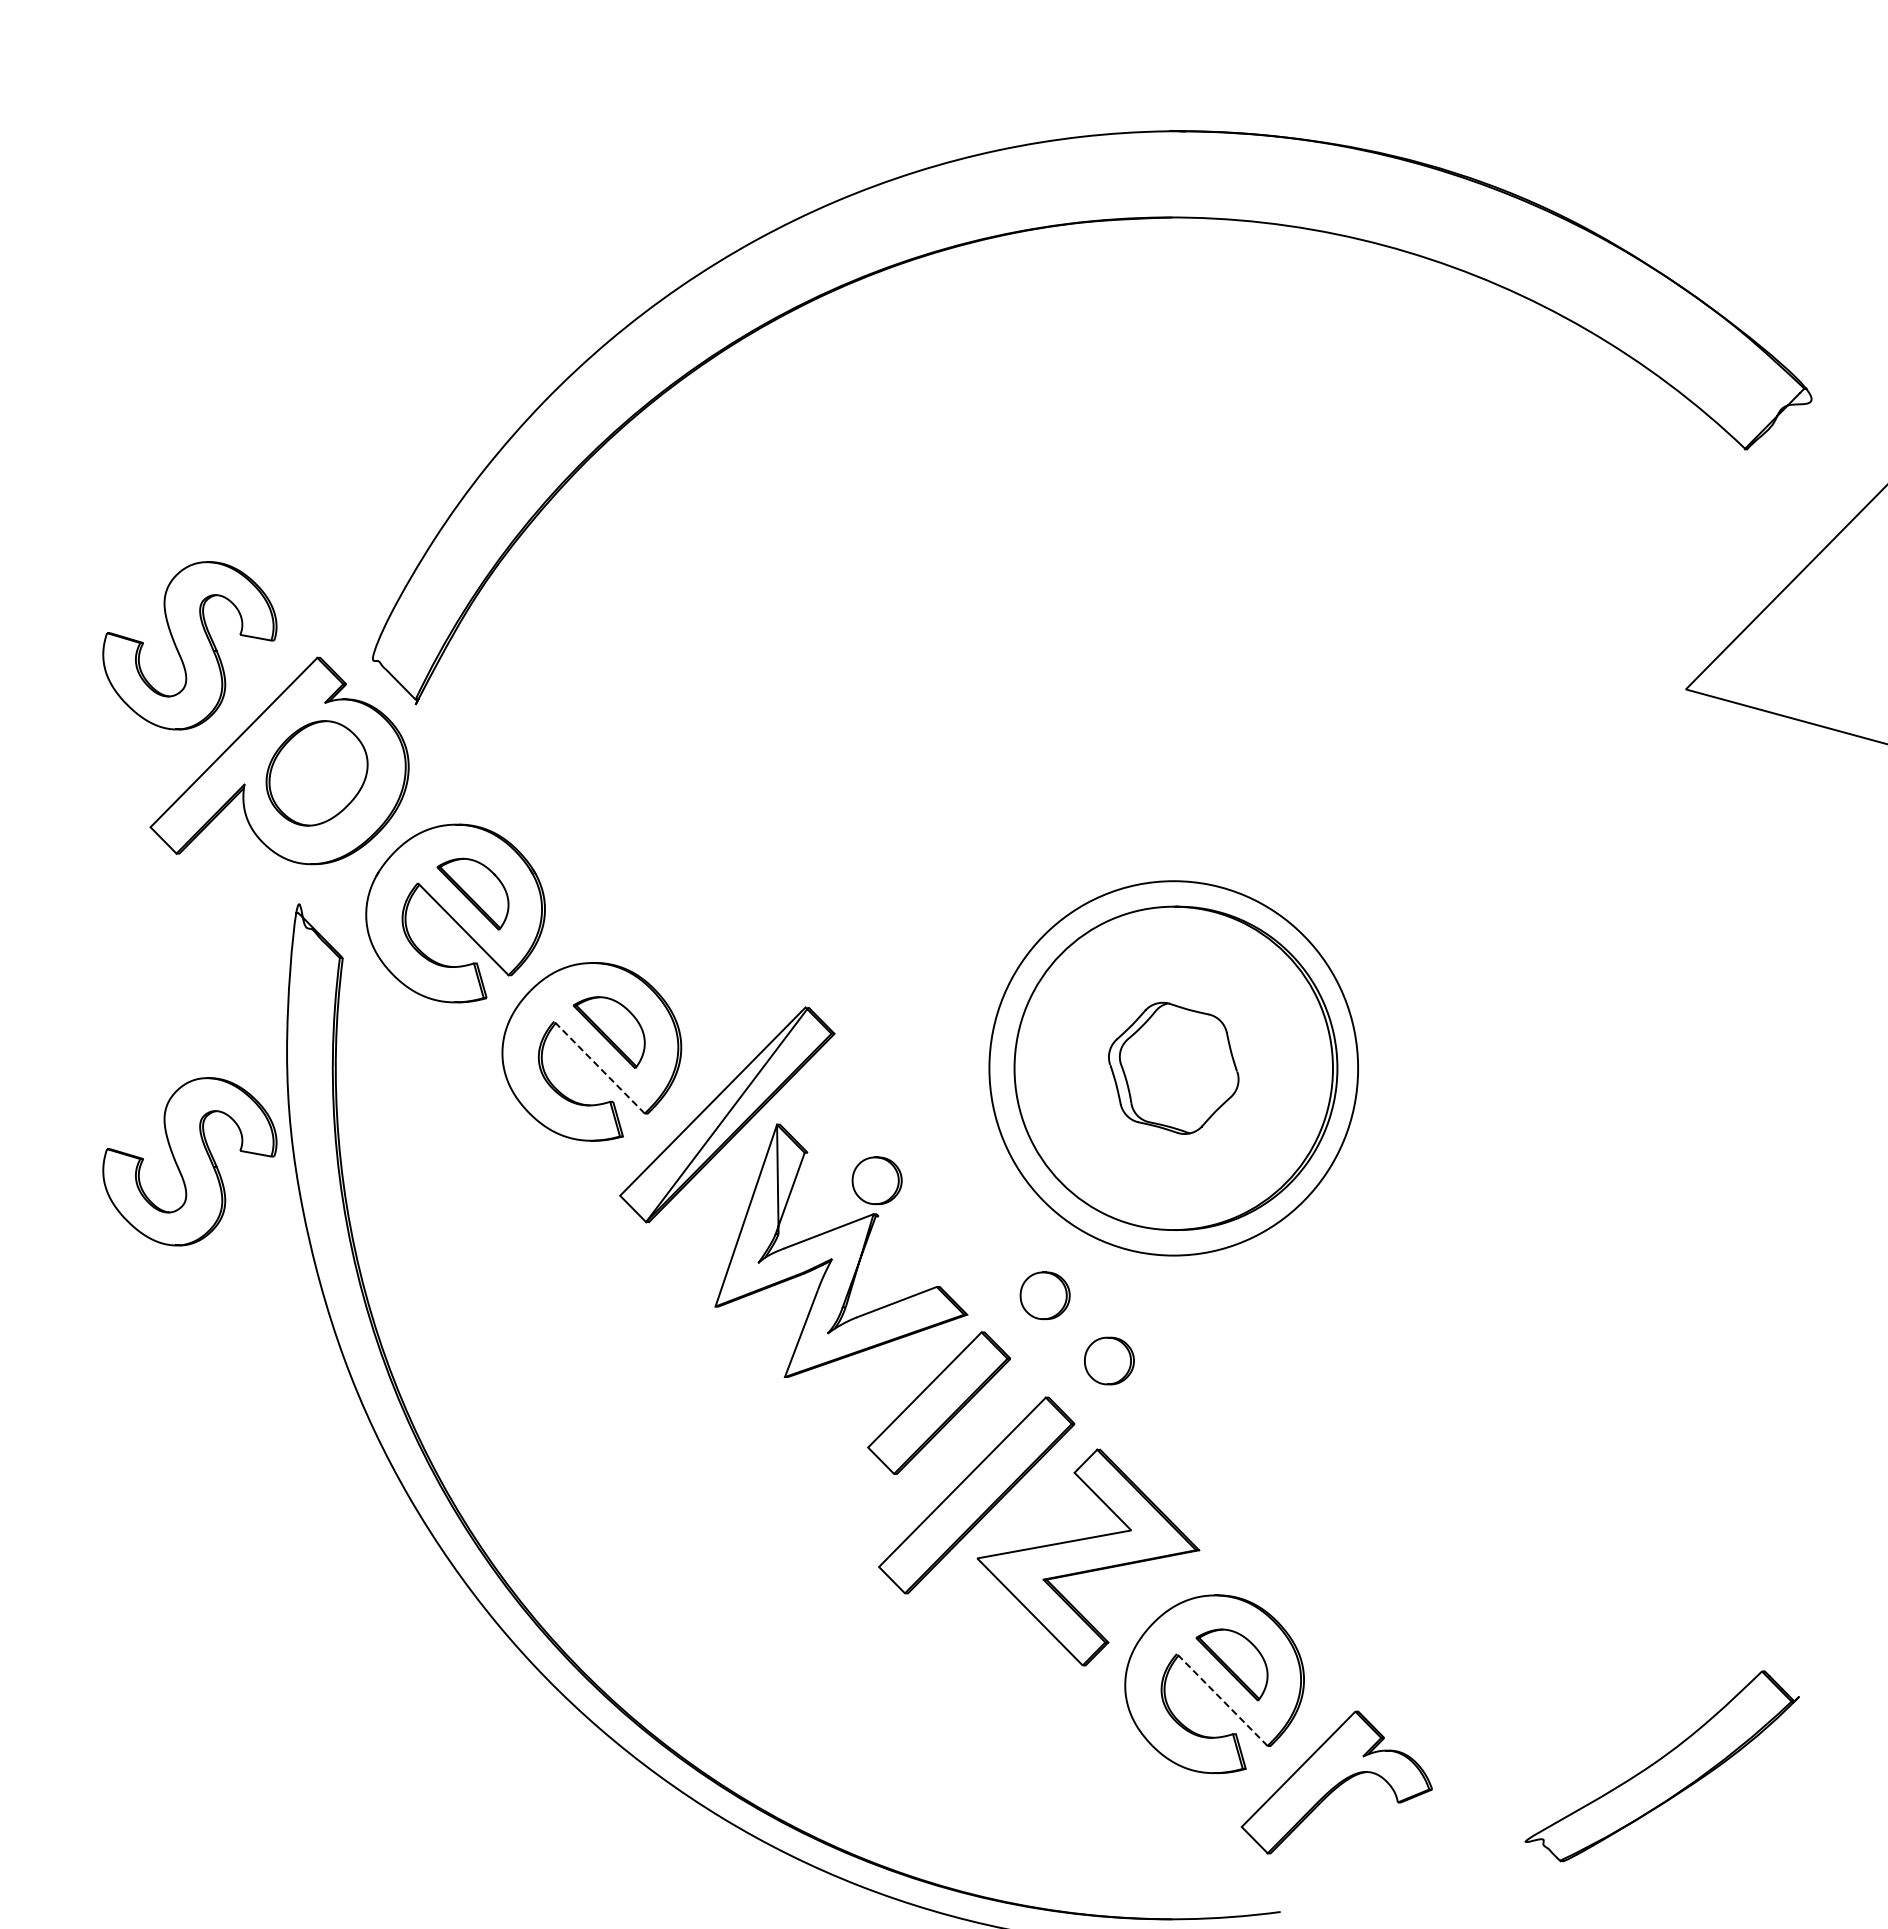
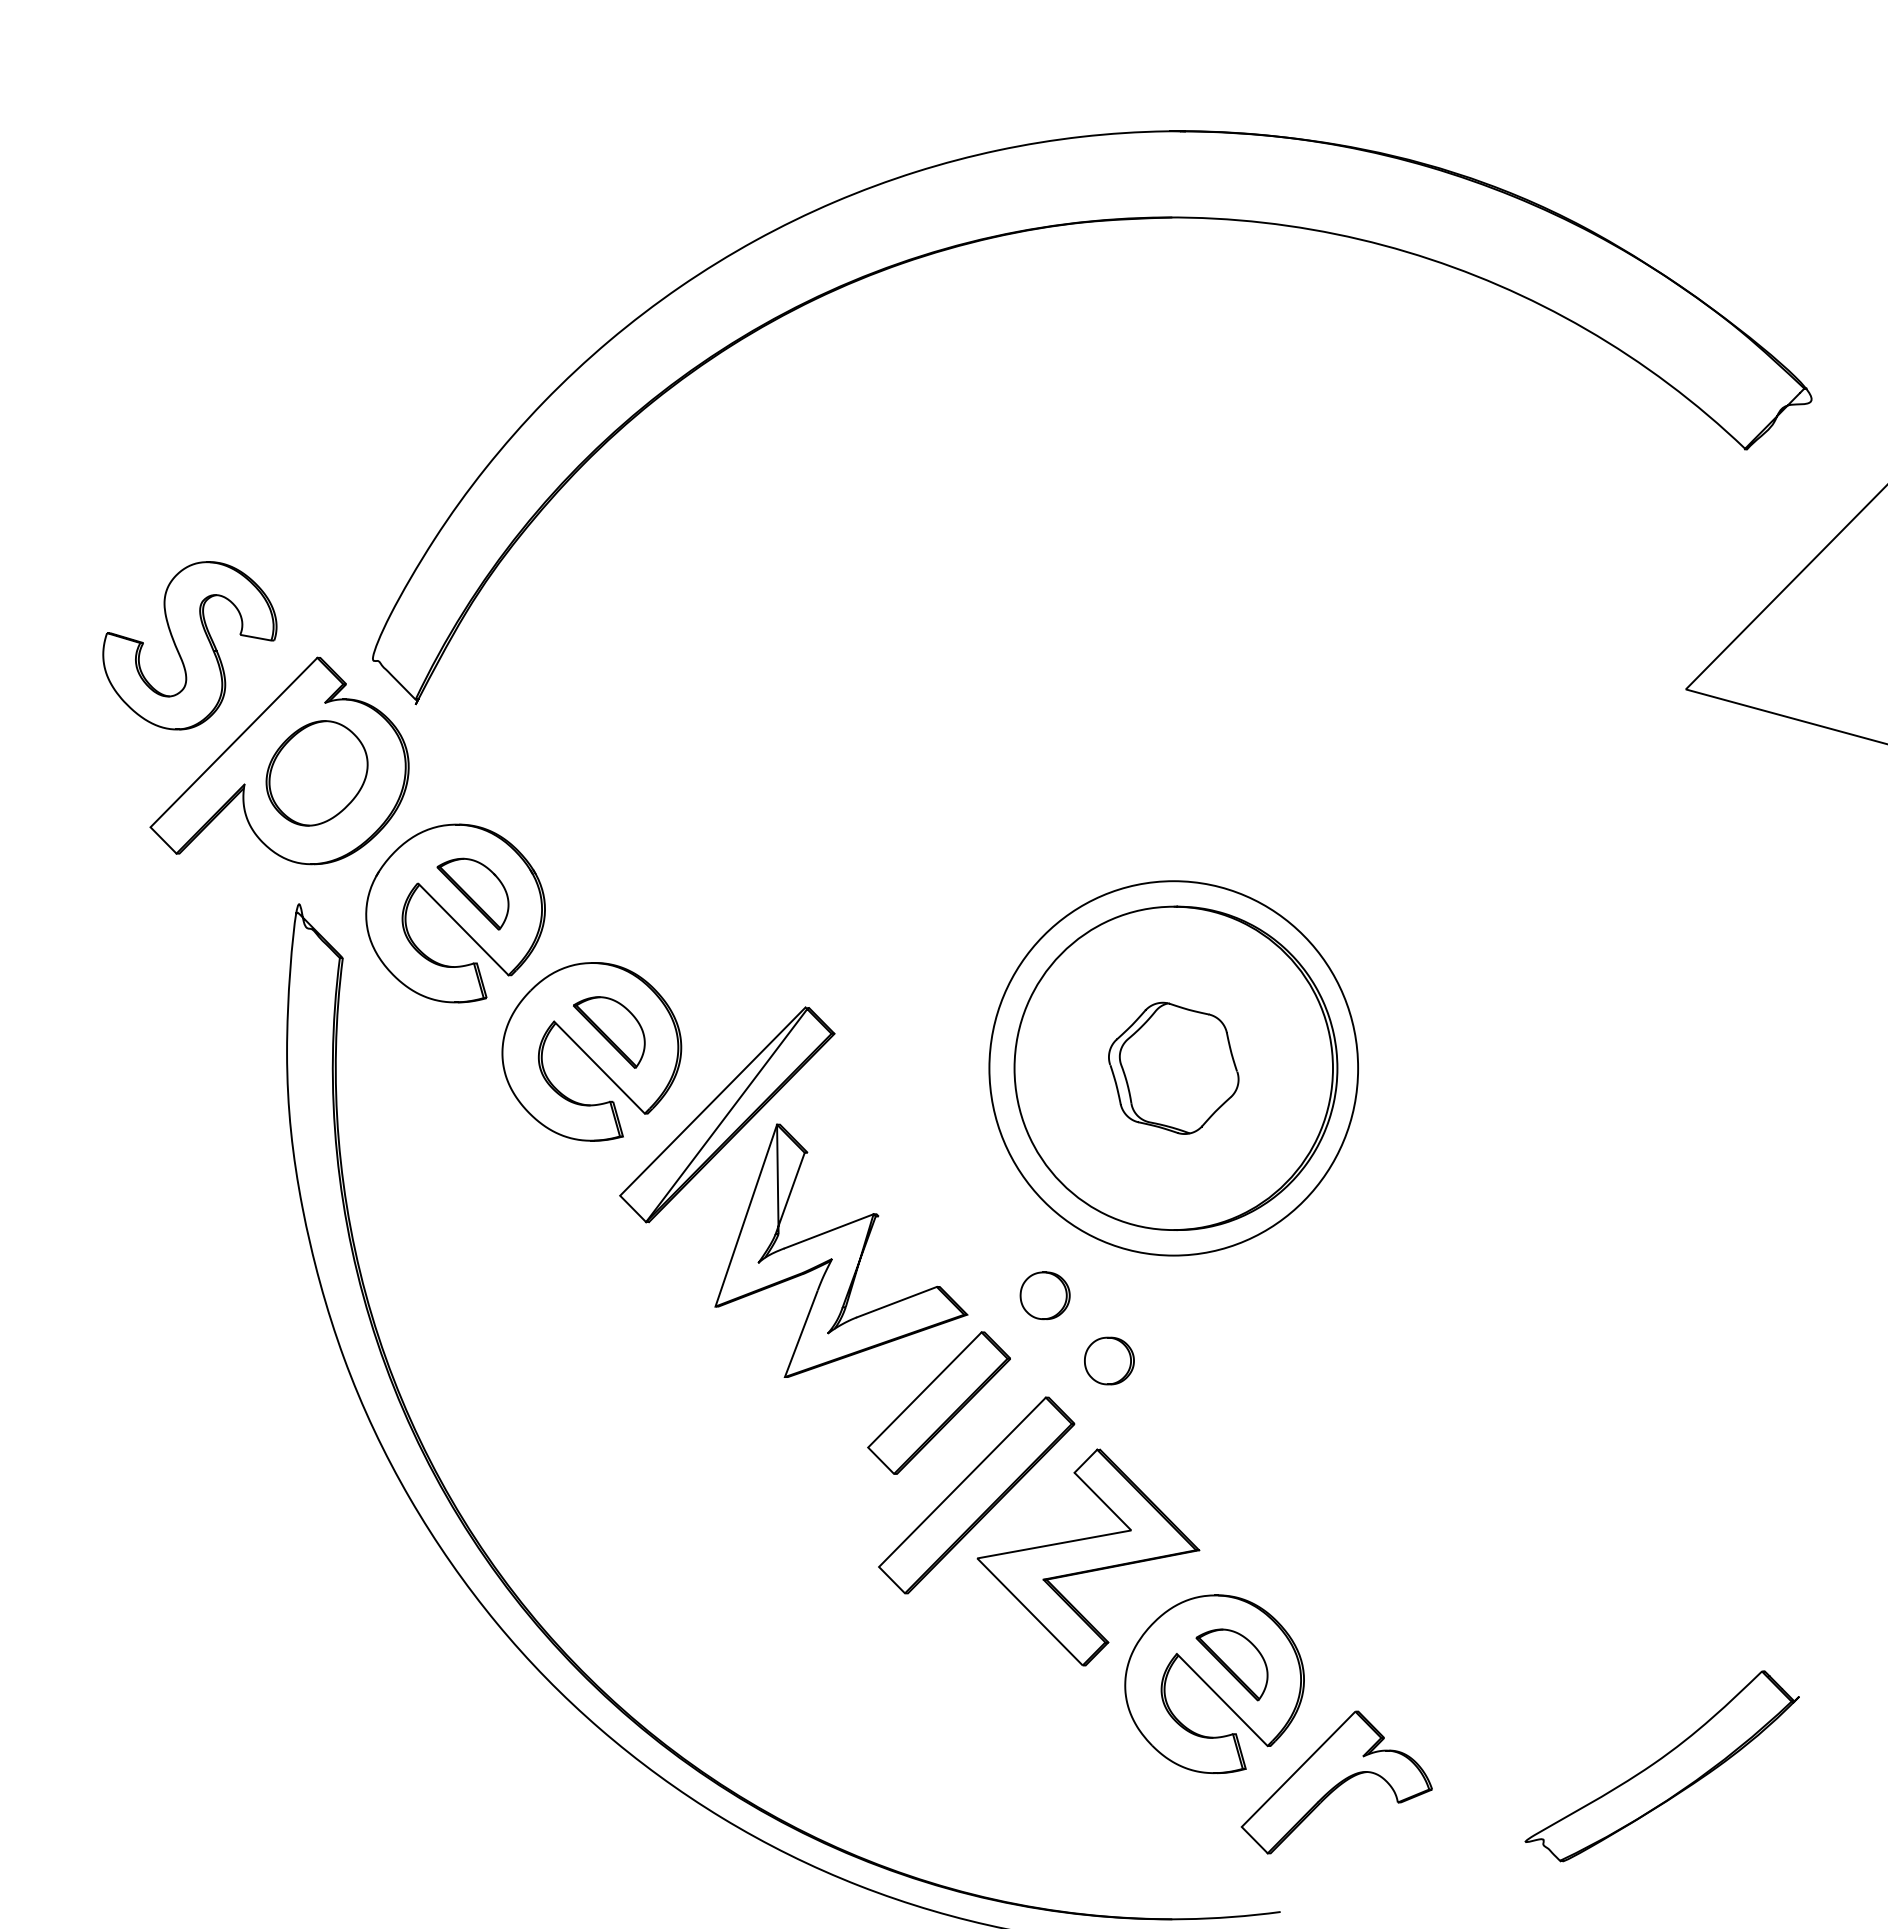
line: dashed -> solid (599, 1067)
part: present -> none (189, 1161)
part: present -> none (876, 1180)
line: dashed -> solid (1222, 1699)
